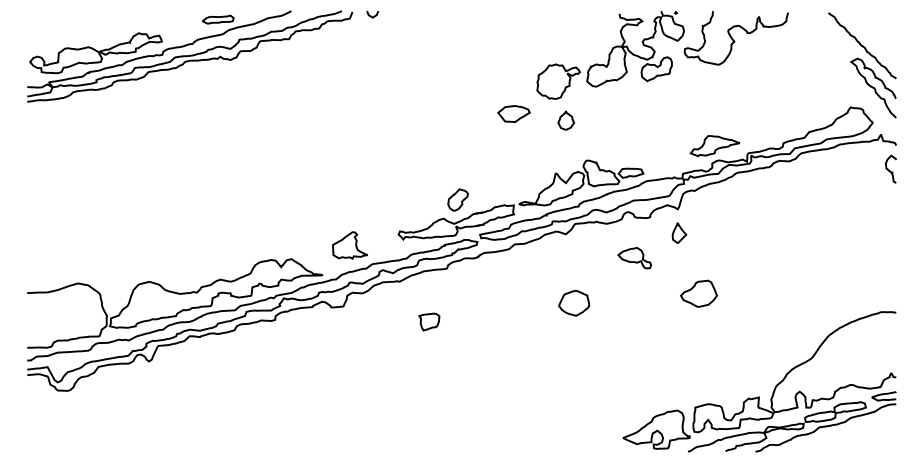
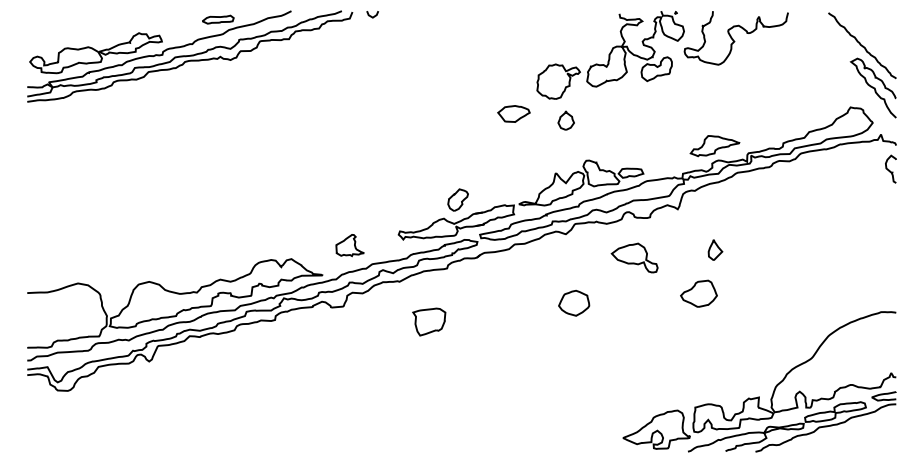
part position: (679, 232) -> (715, 249) (715, 249)
part size: 36x29 px -> 30x24 px (349, 245)
part size: 35x23 px -> 49x32 px (634, 257)
part size: 23x20 px -> 35x30 px (429, 321)
